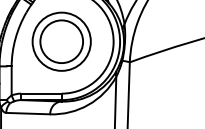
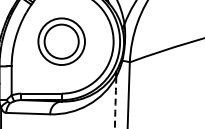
part size: 61x61 px -> 49x49 px (61, 41)
arc: solid -> dashed (115, 103)
